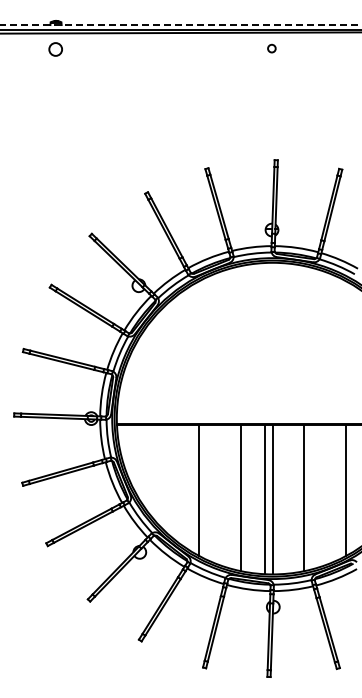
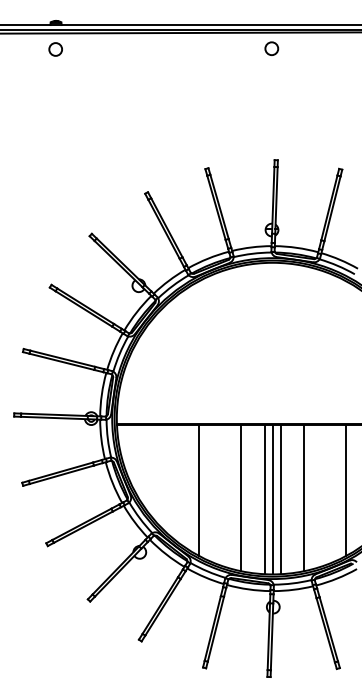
line: dashed -> solid (181, 25)
circle size: 10x11 px -> 16x15 px (271, 48)
line: none -> present (280, 499)
